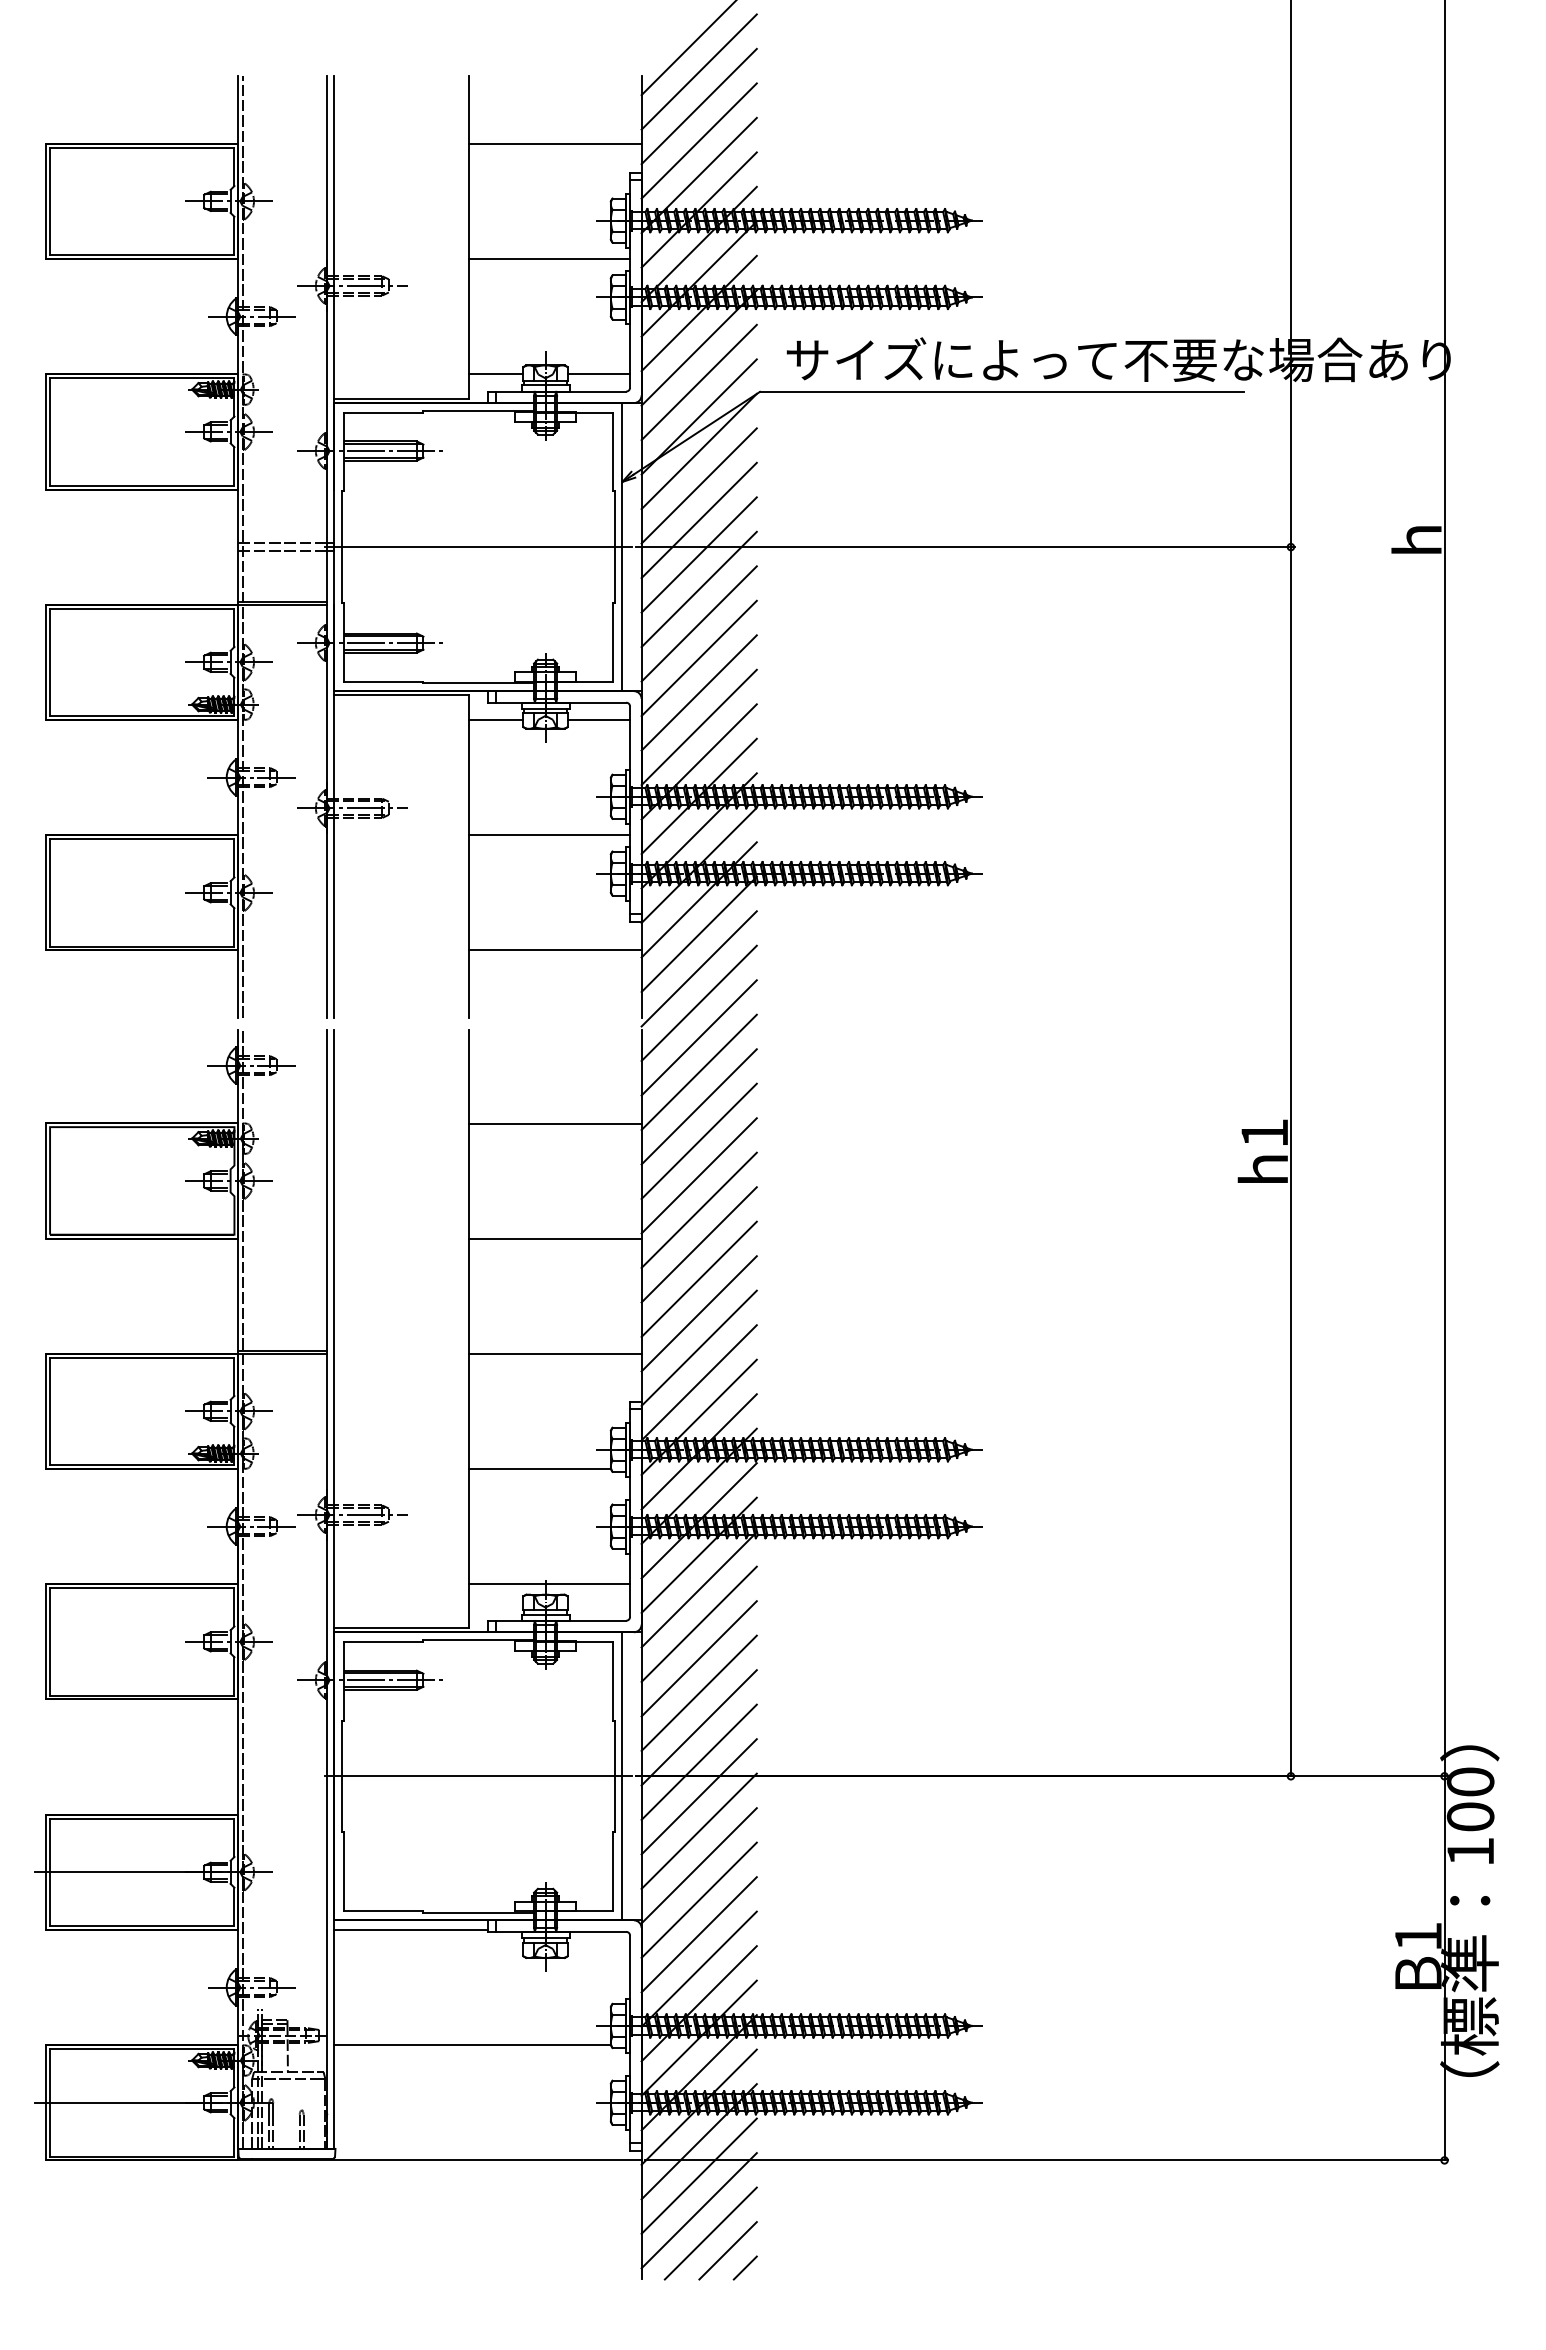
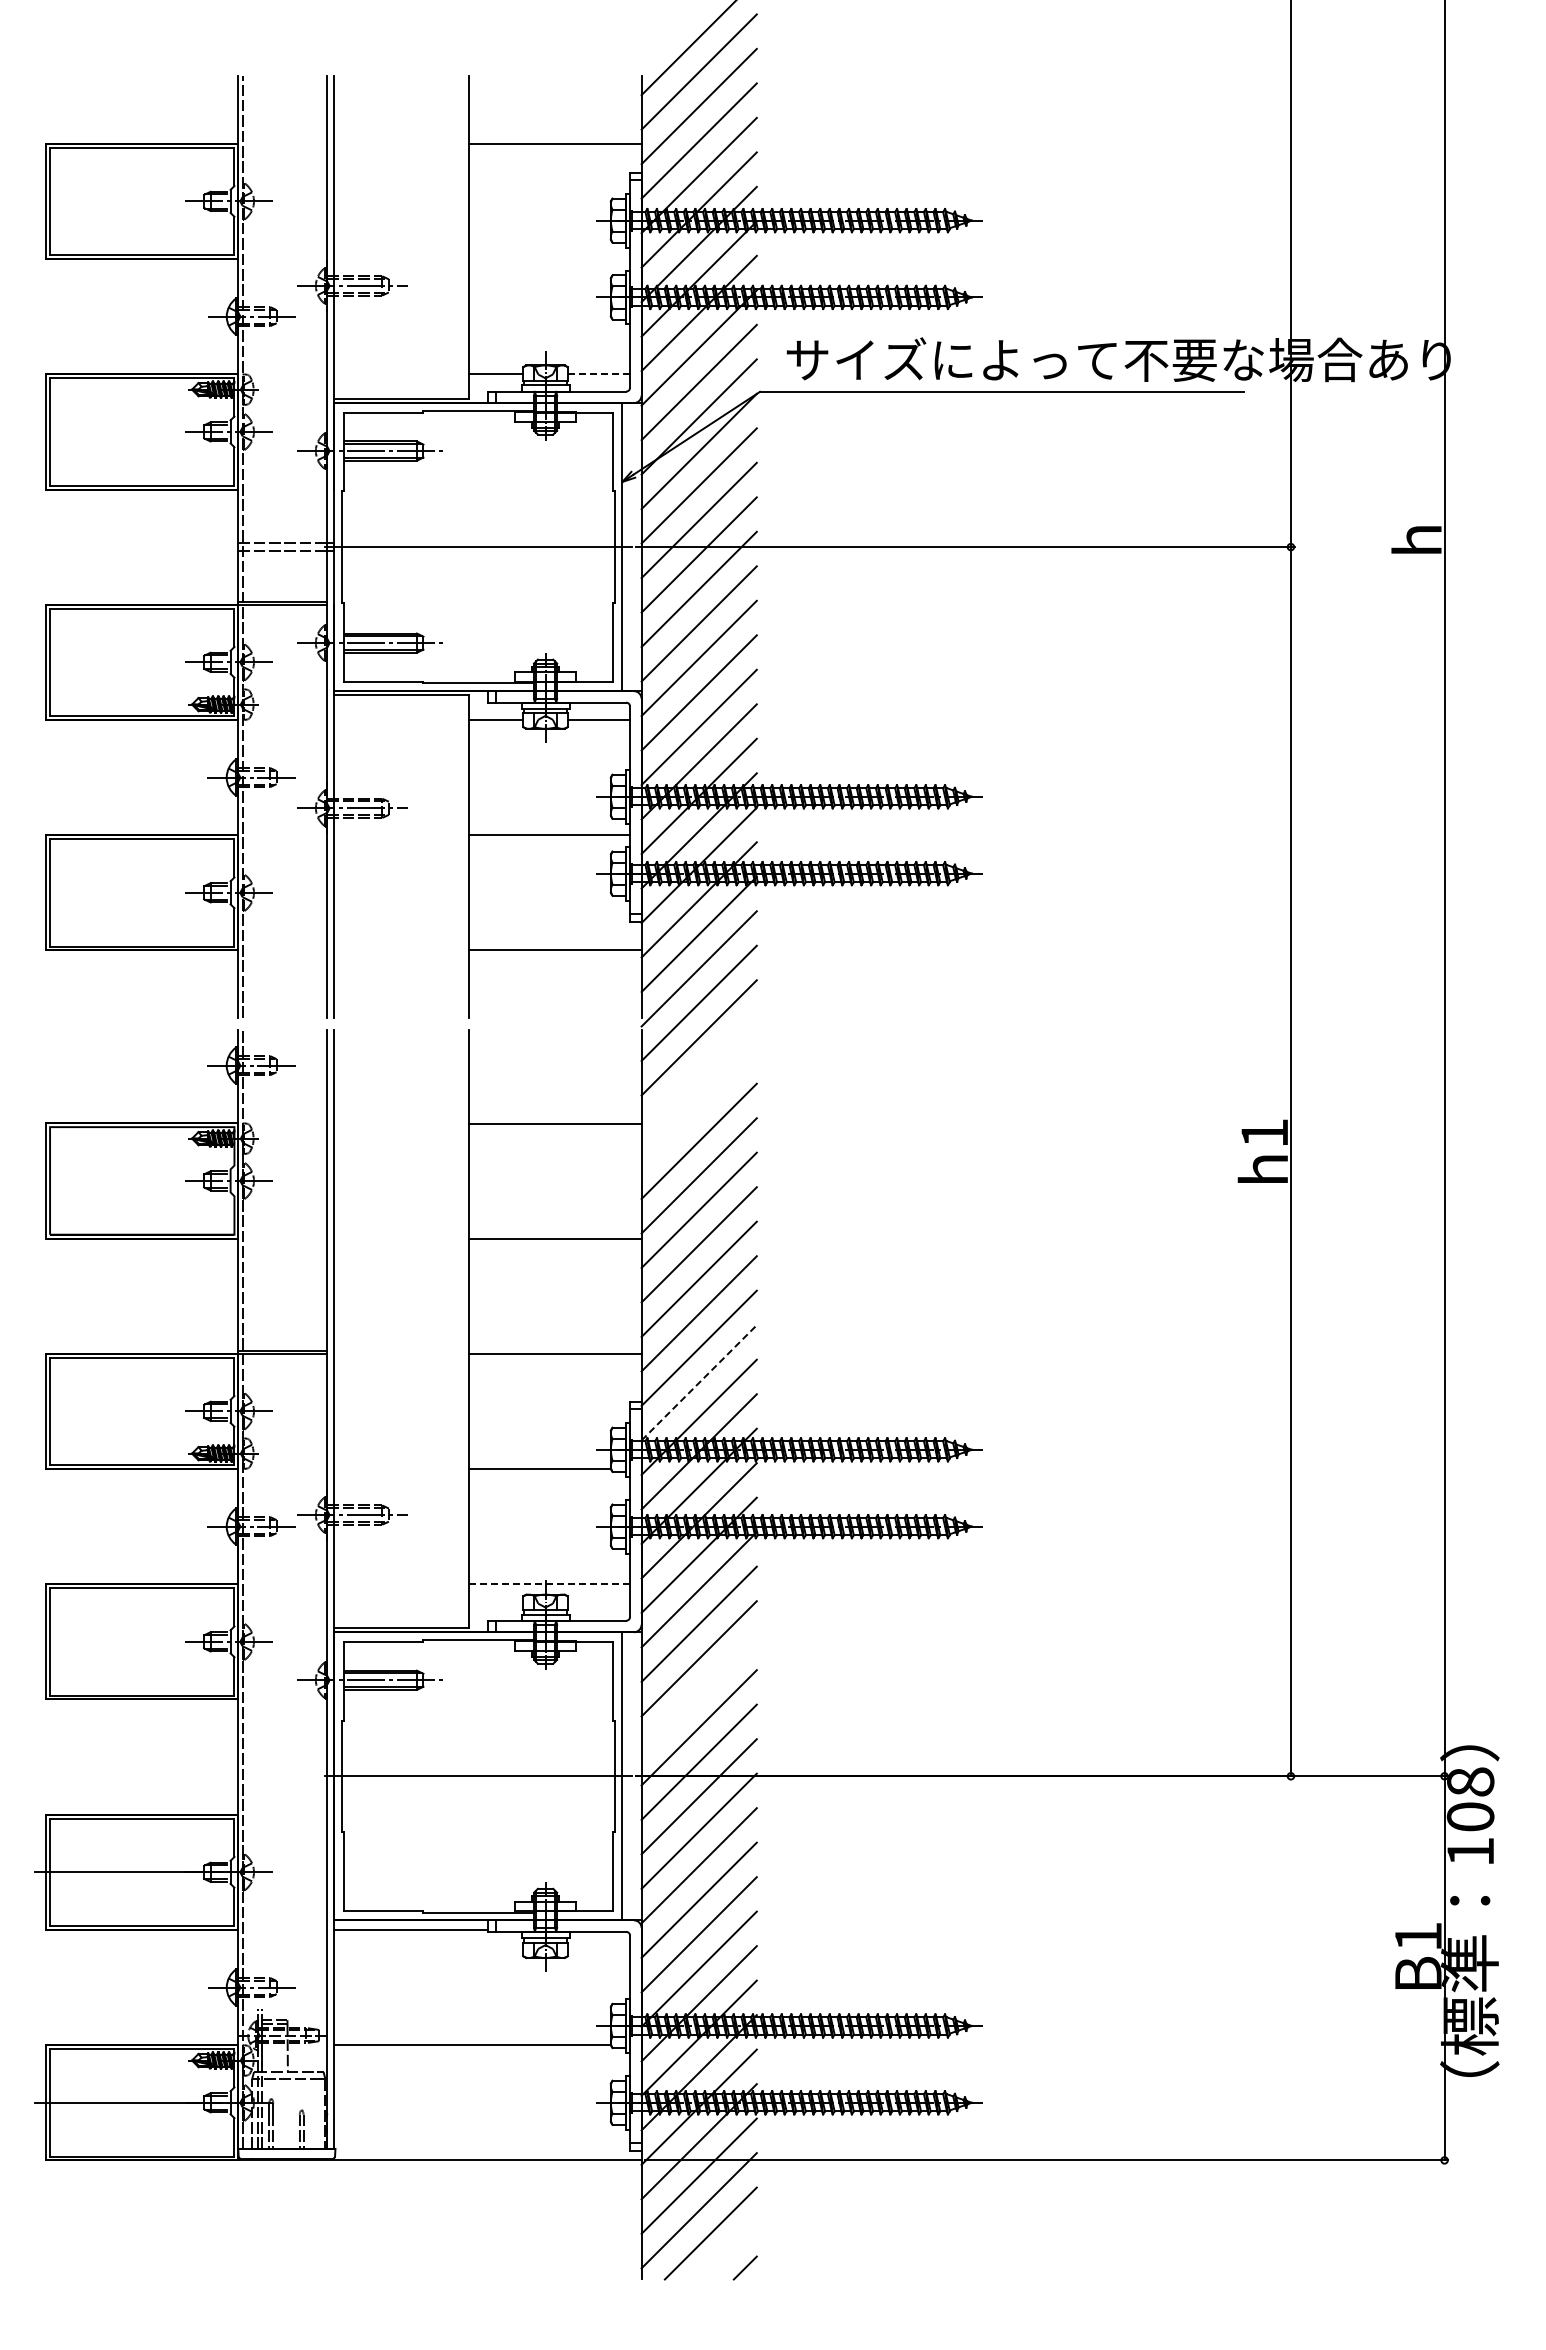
line: present -> none (549, 259)
line: solid -> dashed (599, 374)
line: present -> none (698, 1071)
line: present -> none (698, 1106)
line: solid -> dashed (699, 1382)
line: solid -> dashed (549, 1584)
line: present -> none (698, 1692)
text: 100 -> 108 (1470, 1781)
line: present -> none (727, 2250)
